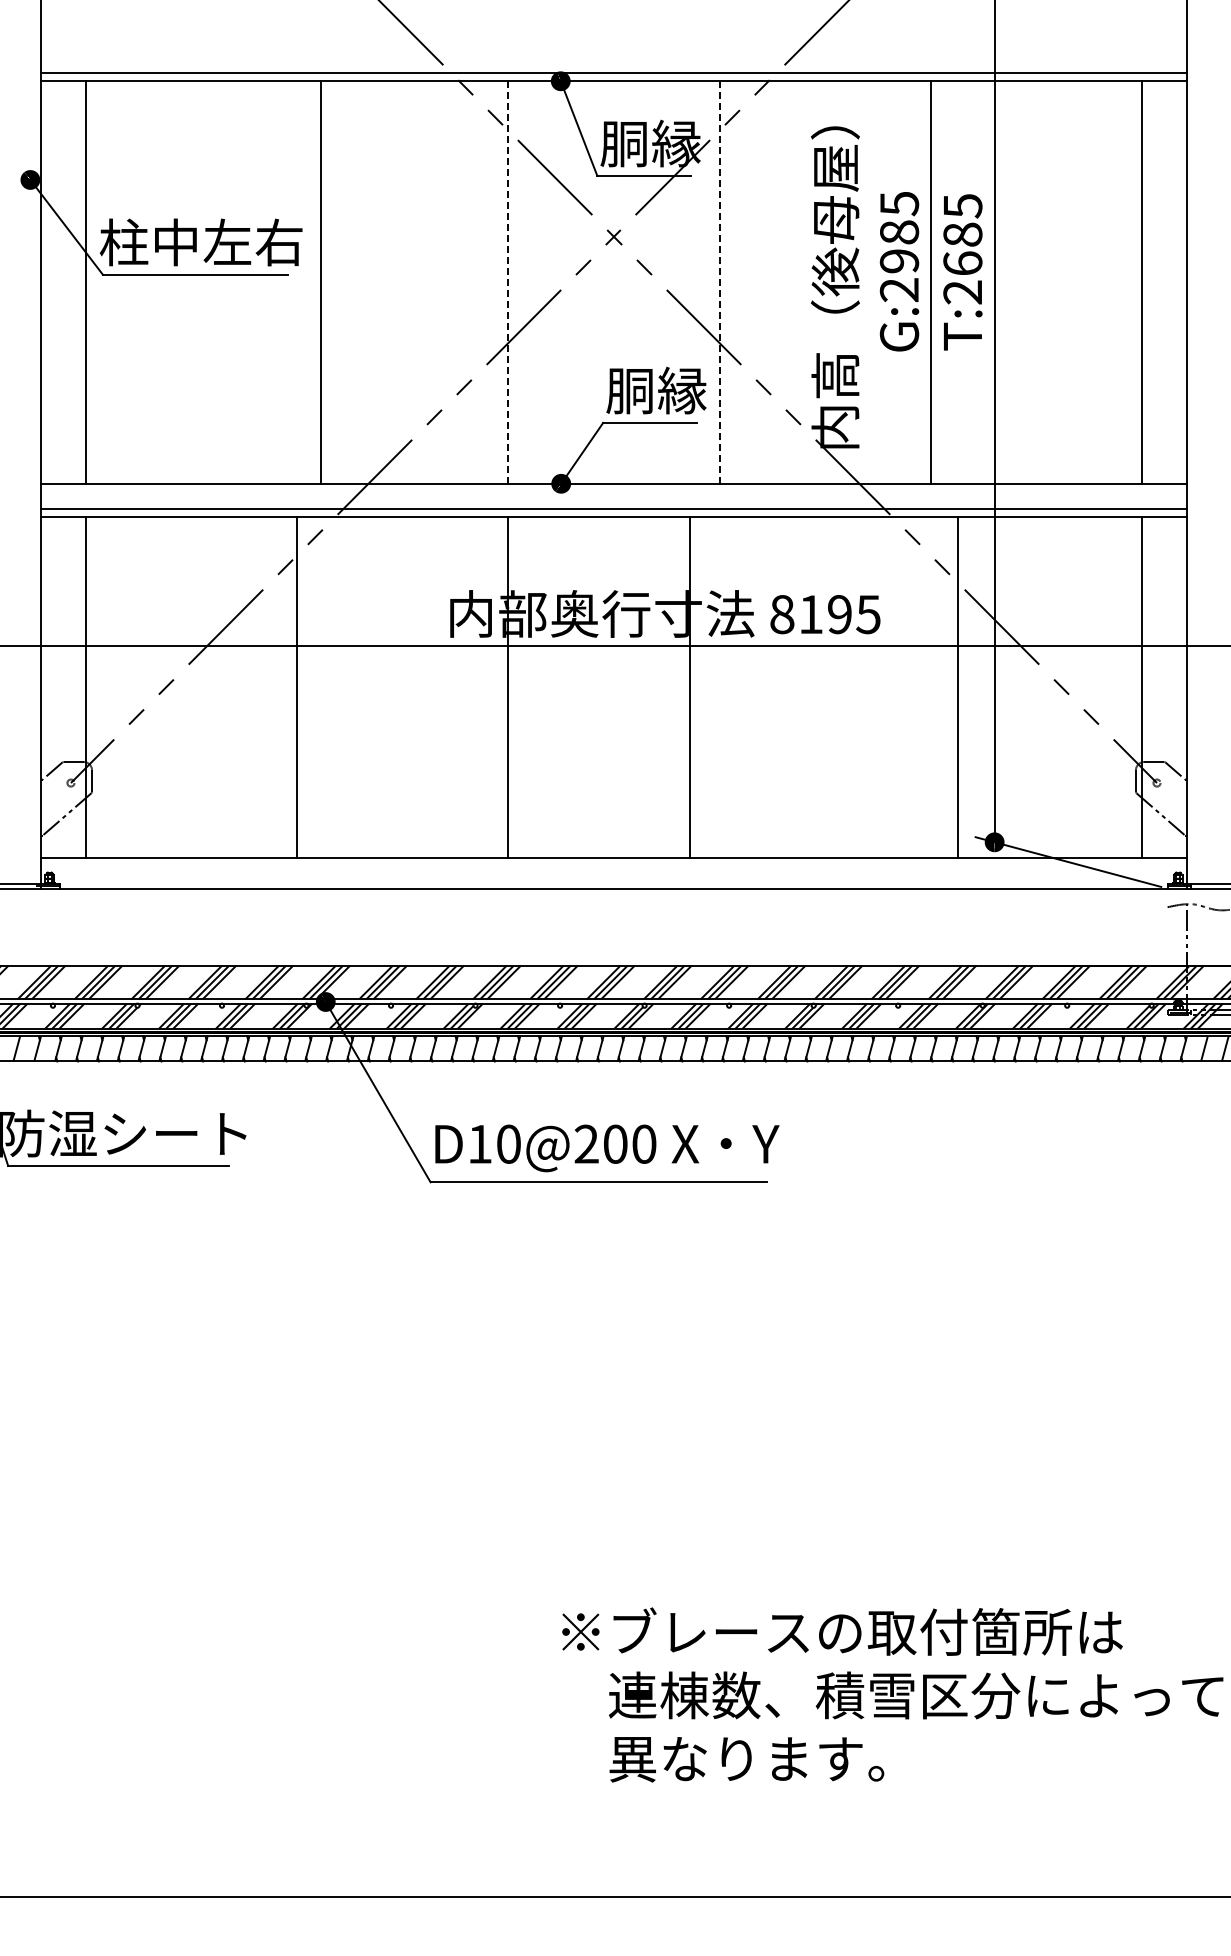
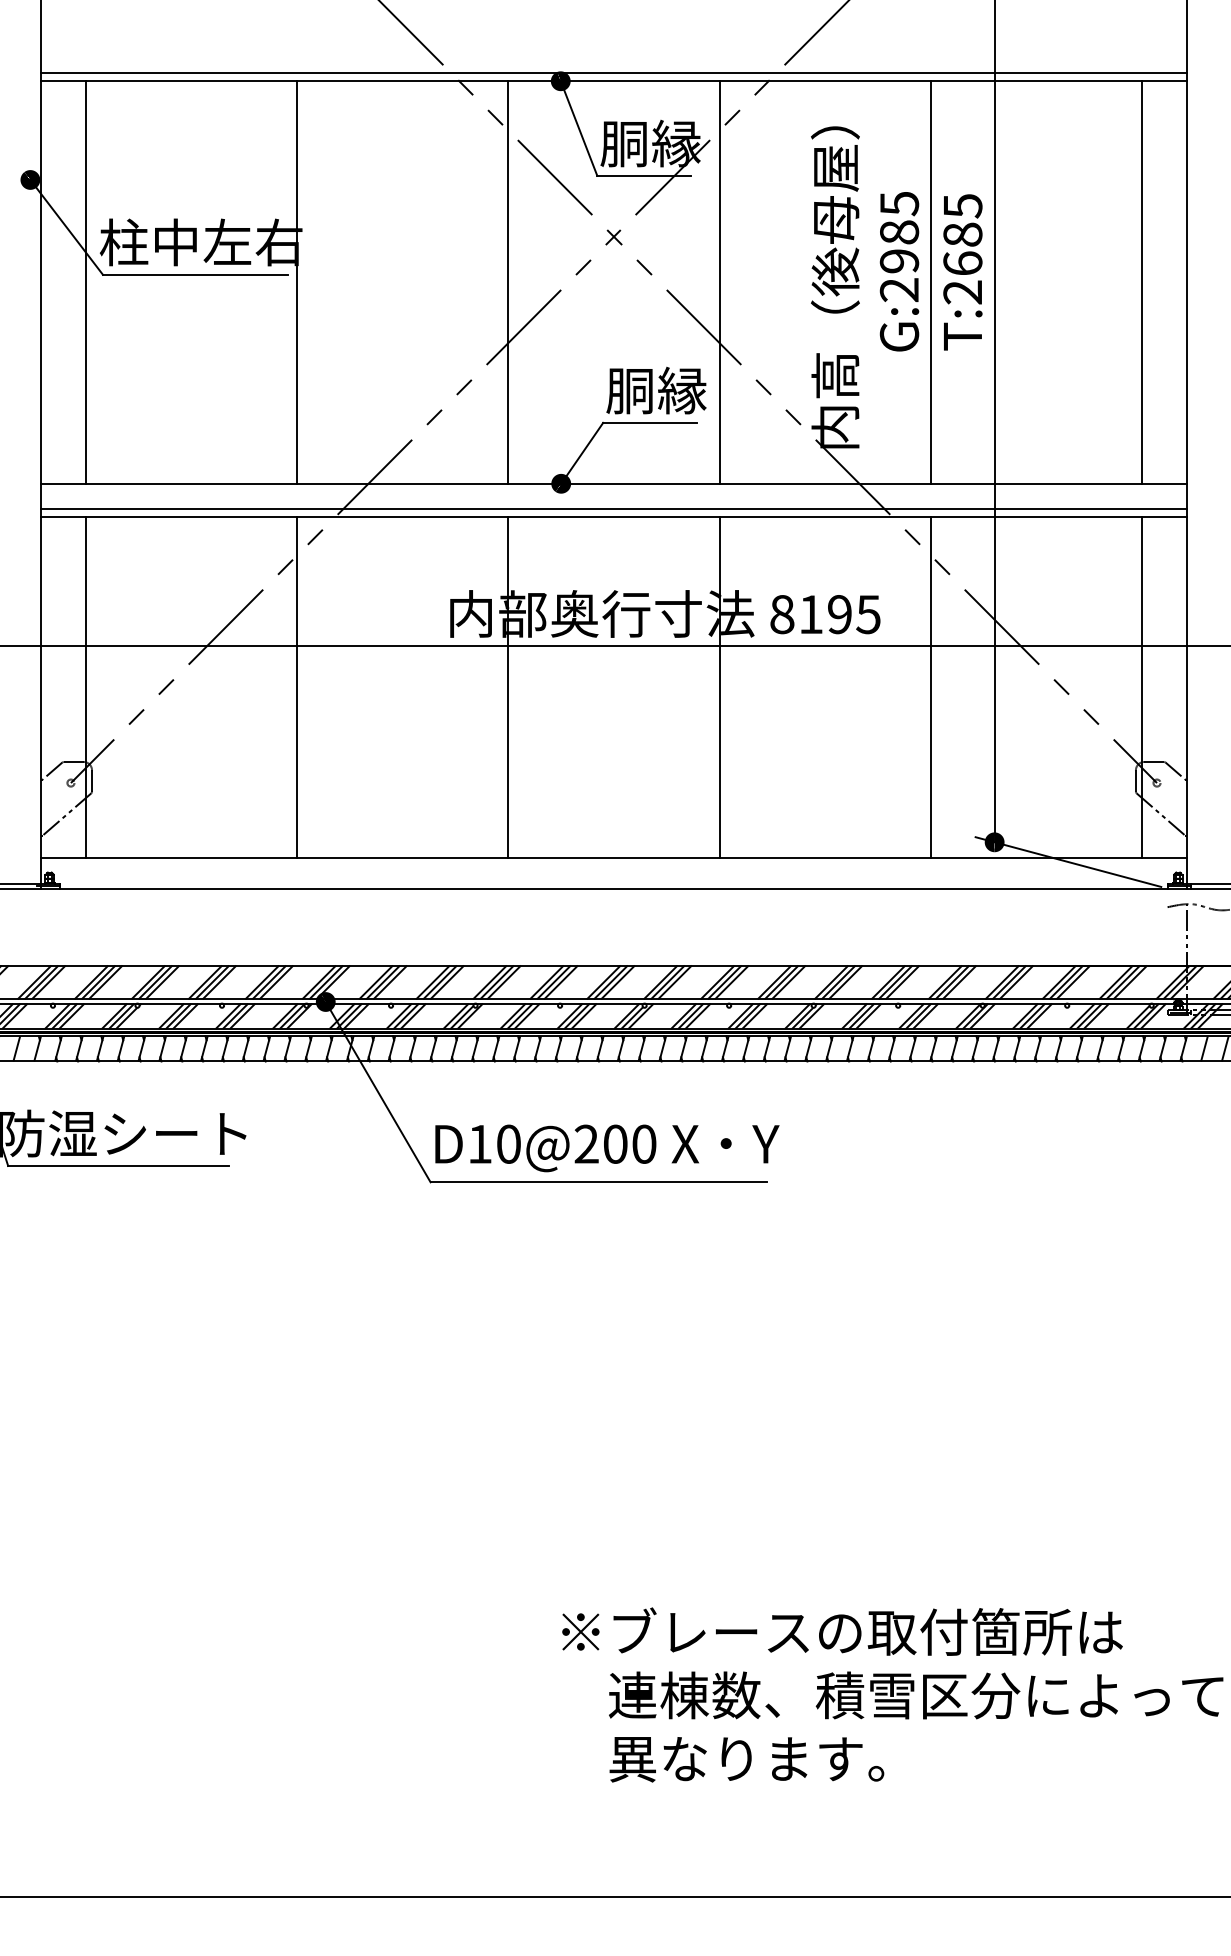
line position: (321, 282) -> (297, 282) (297, 282)
line: dashed -> solid (508, 283)
line: dashed -> solid (719, 283)
line position: (689, 687) -> (719, 687) (719, 687)
line position: (957, 687) -> (930, 687) (930, 687)
